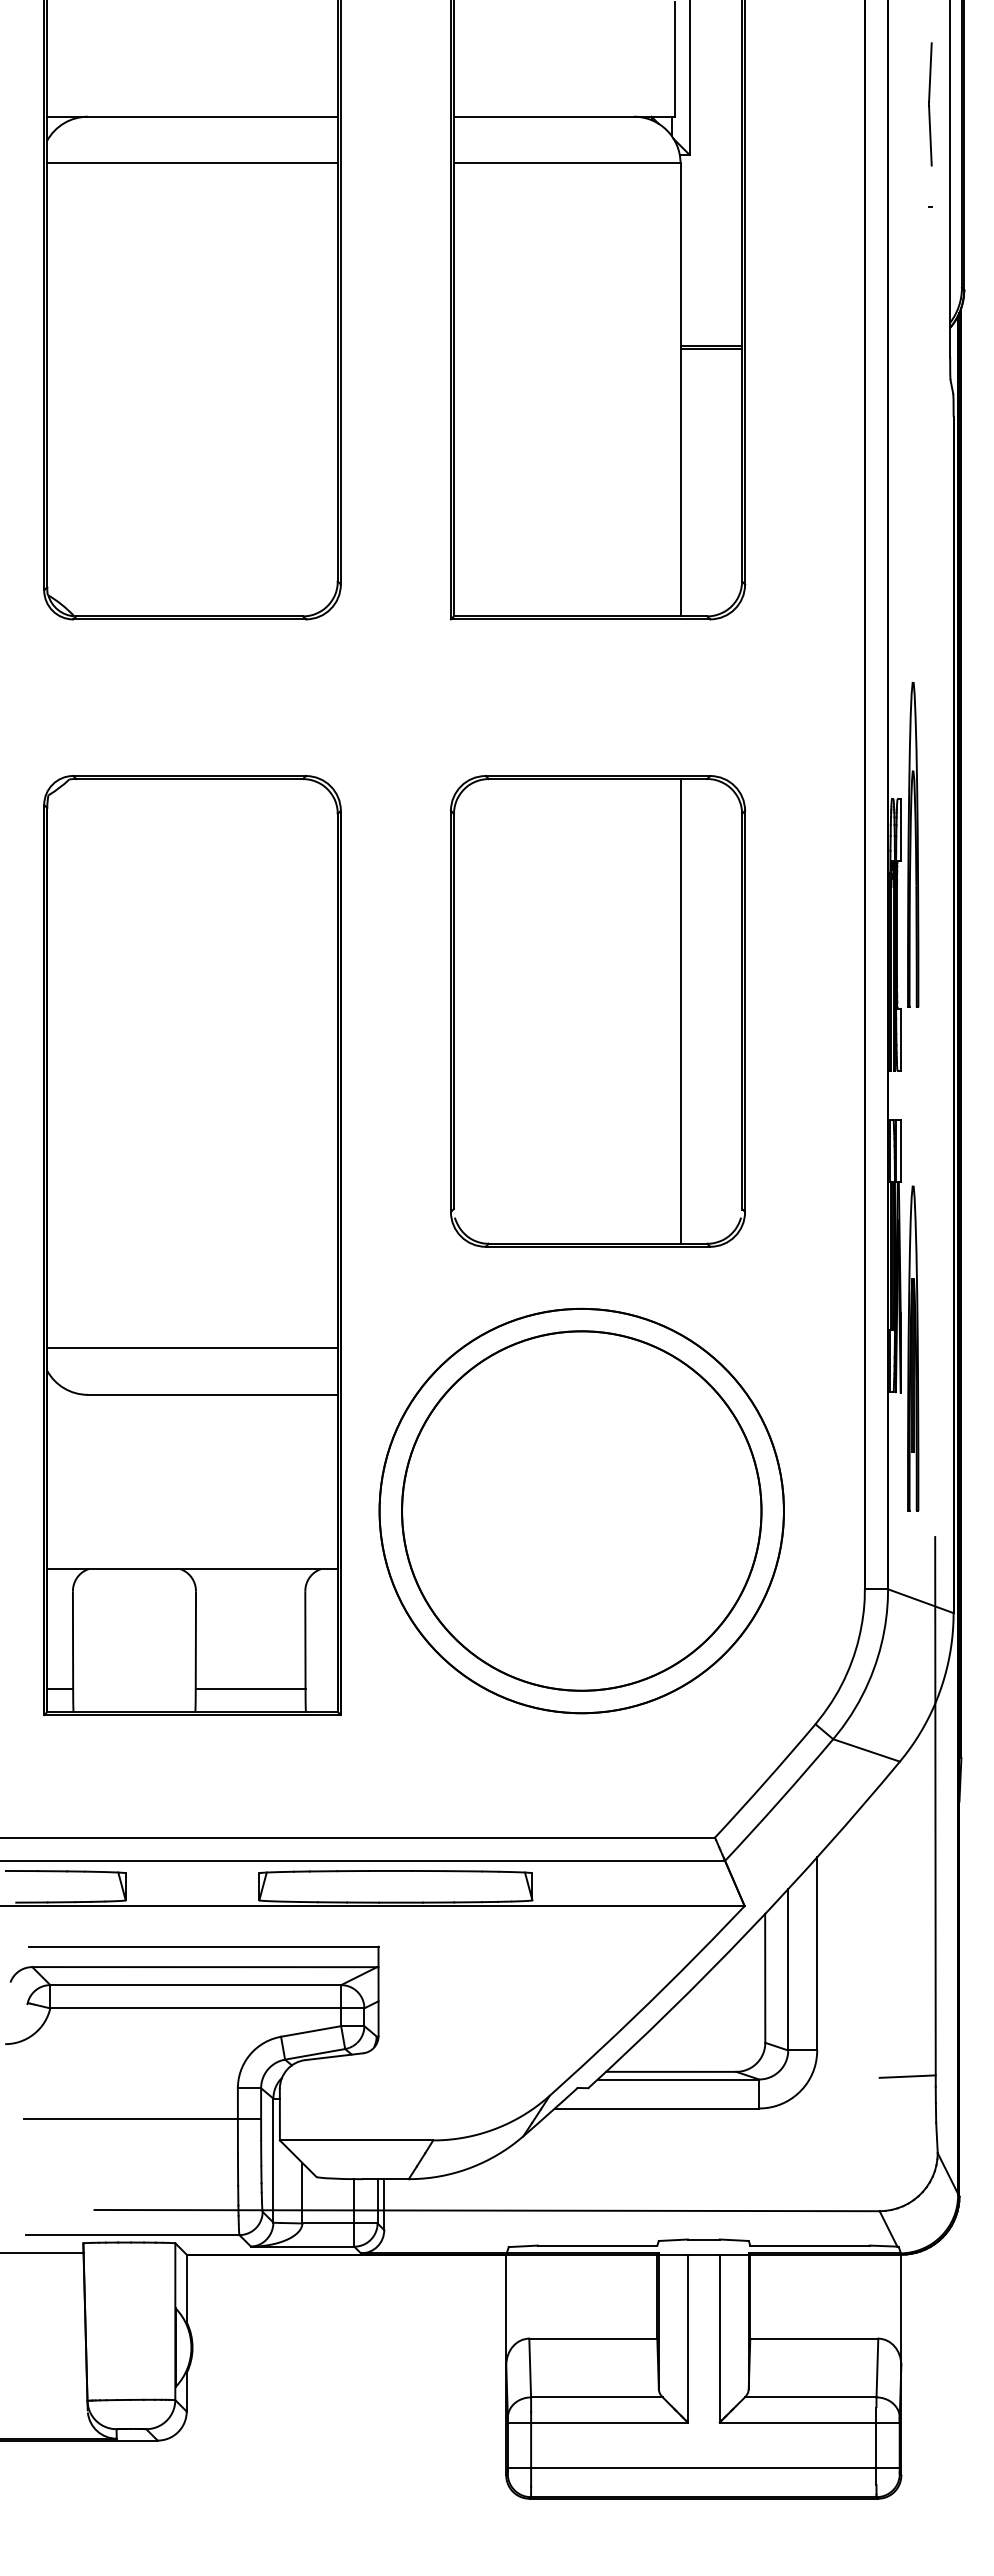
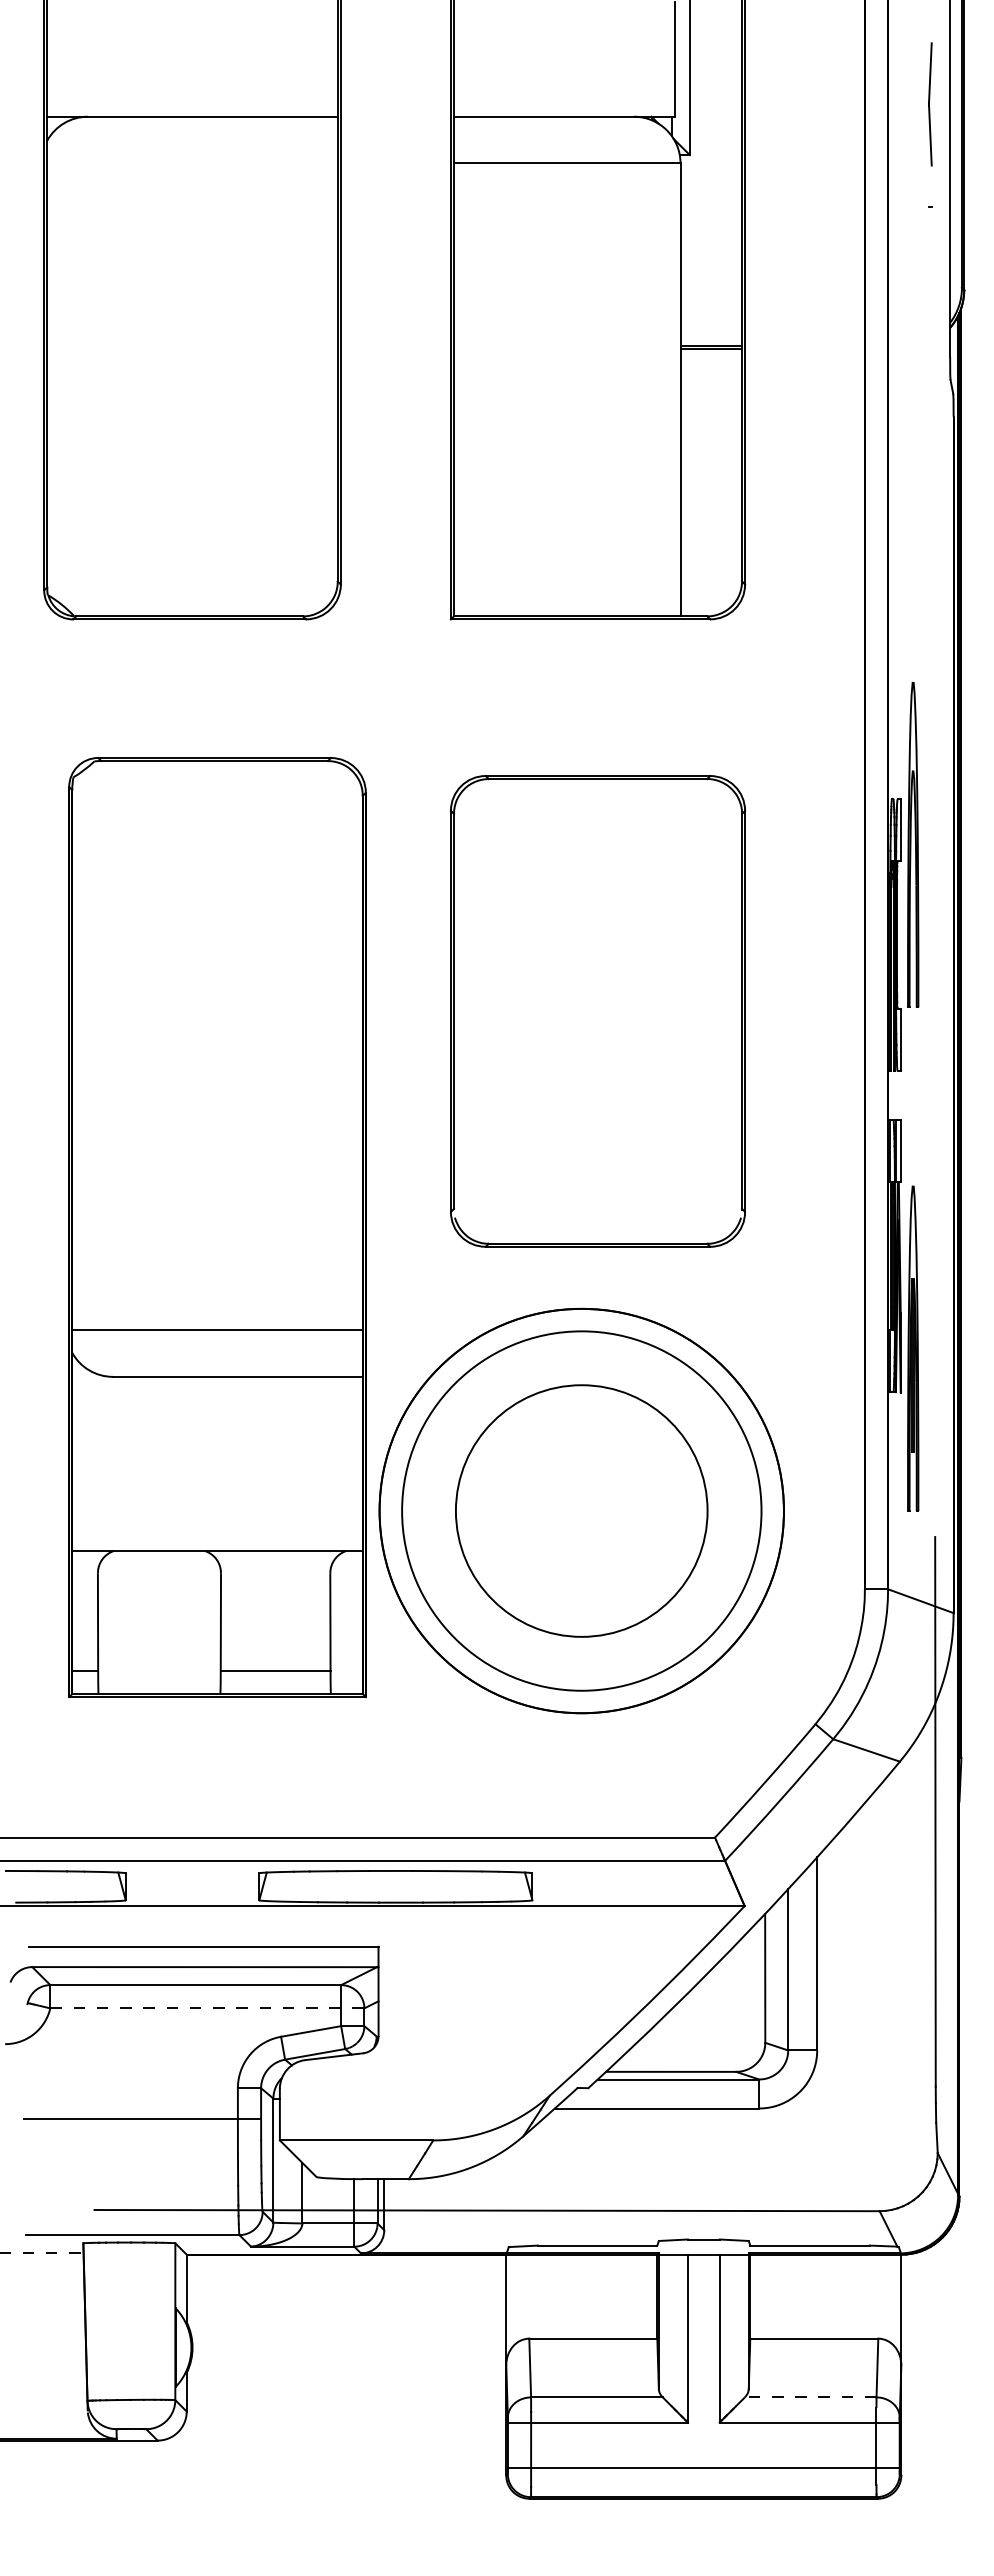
line: present -> none (192, 163)
line: present -> none (680, 1011)
part position: (192, 1245) -> (217, 1227) (217, 1227)
circle diameter: 360 px -> 252 px (581, 1510)
line: solid -> dashed (207, 2008)
line: present -> none (907, 2076)
line: solid -> dashed (42, 2252)
line: solid -> dashed (810, 2397)
